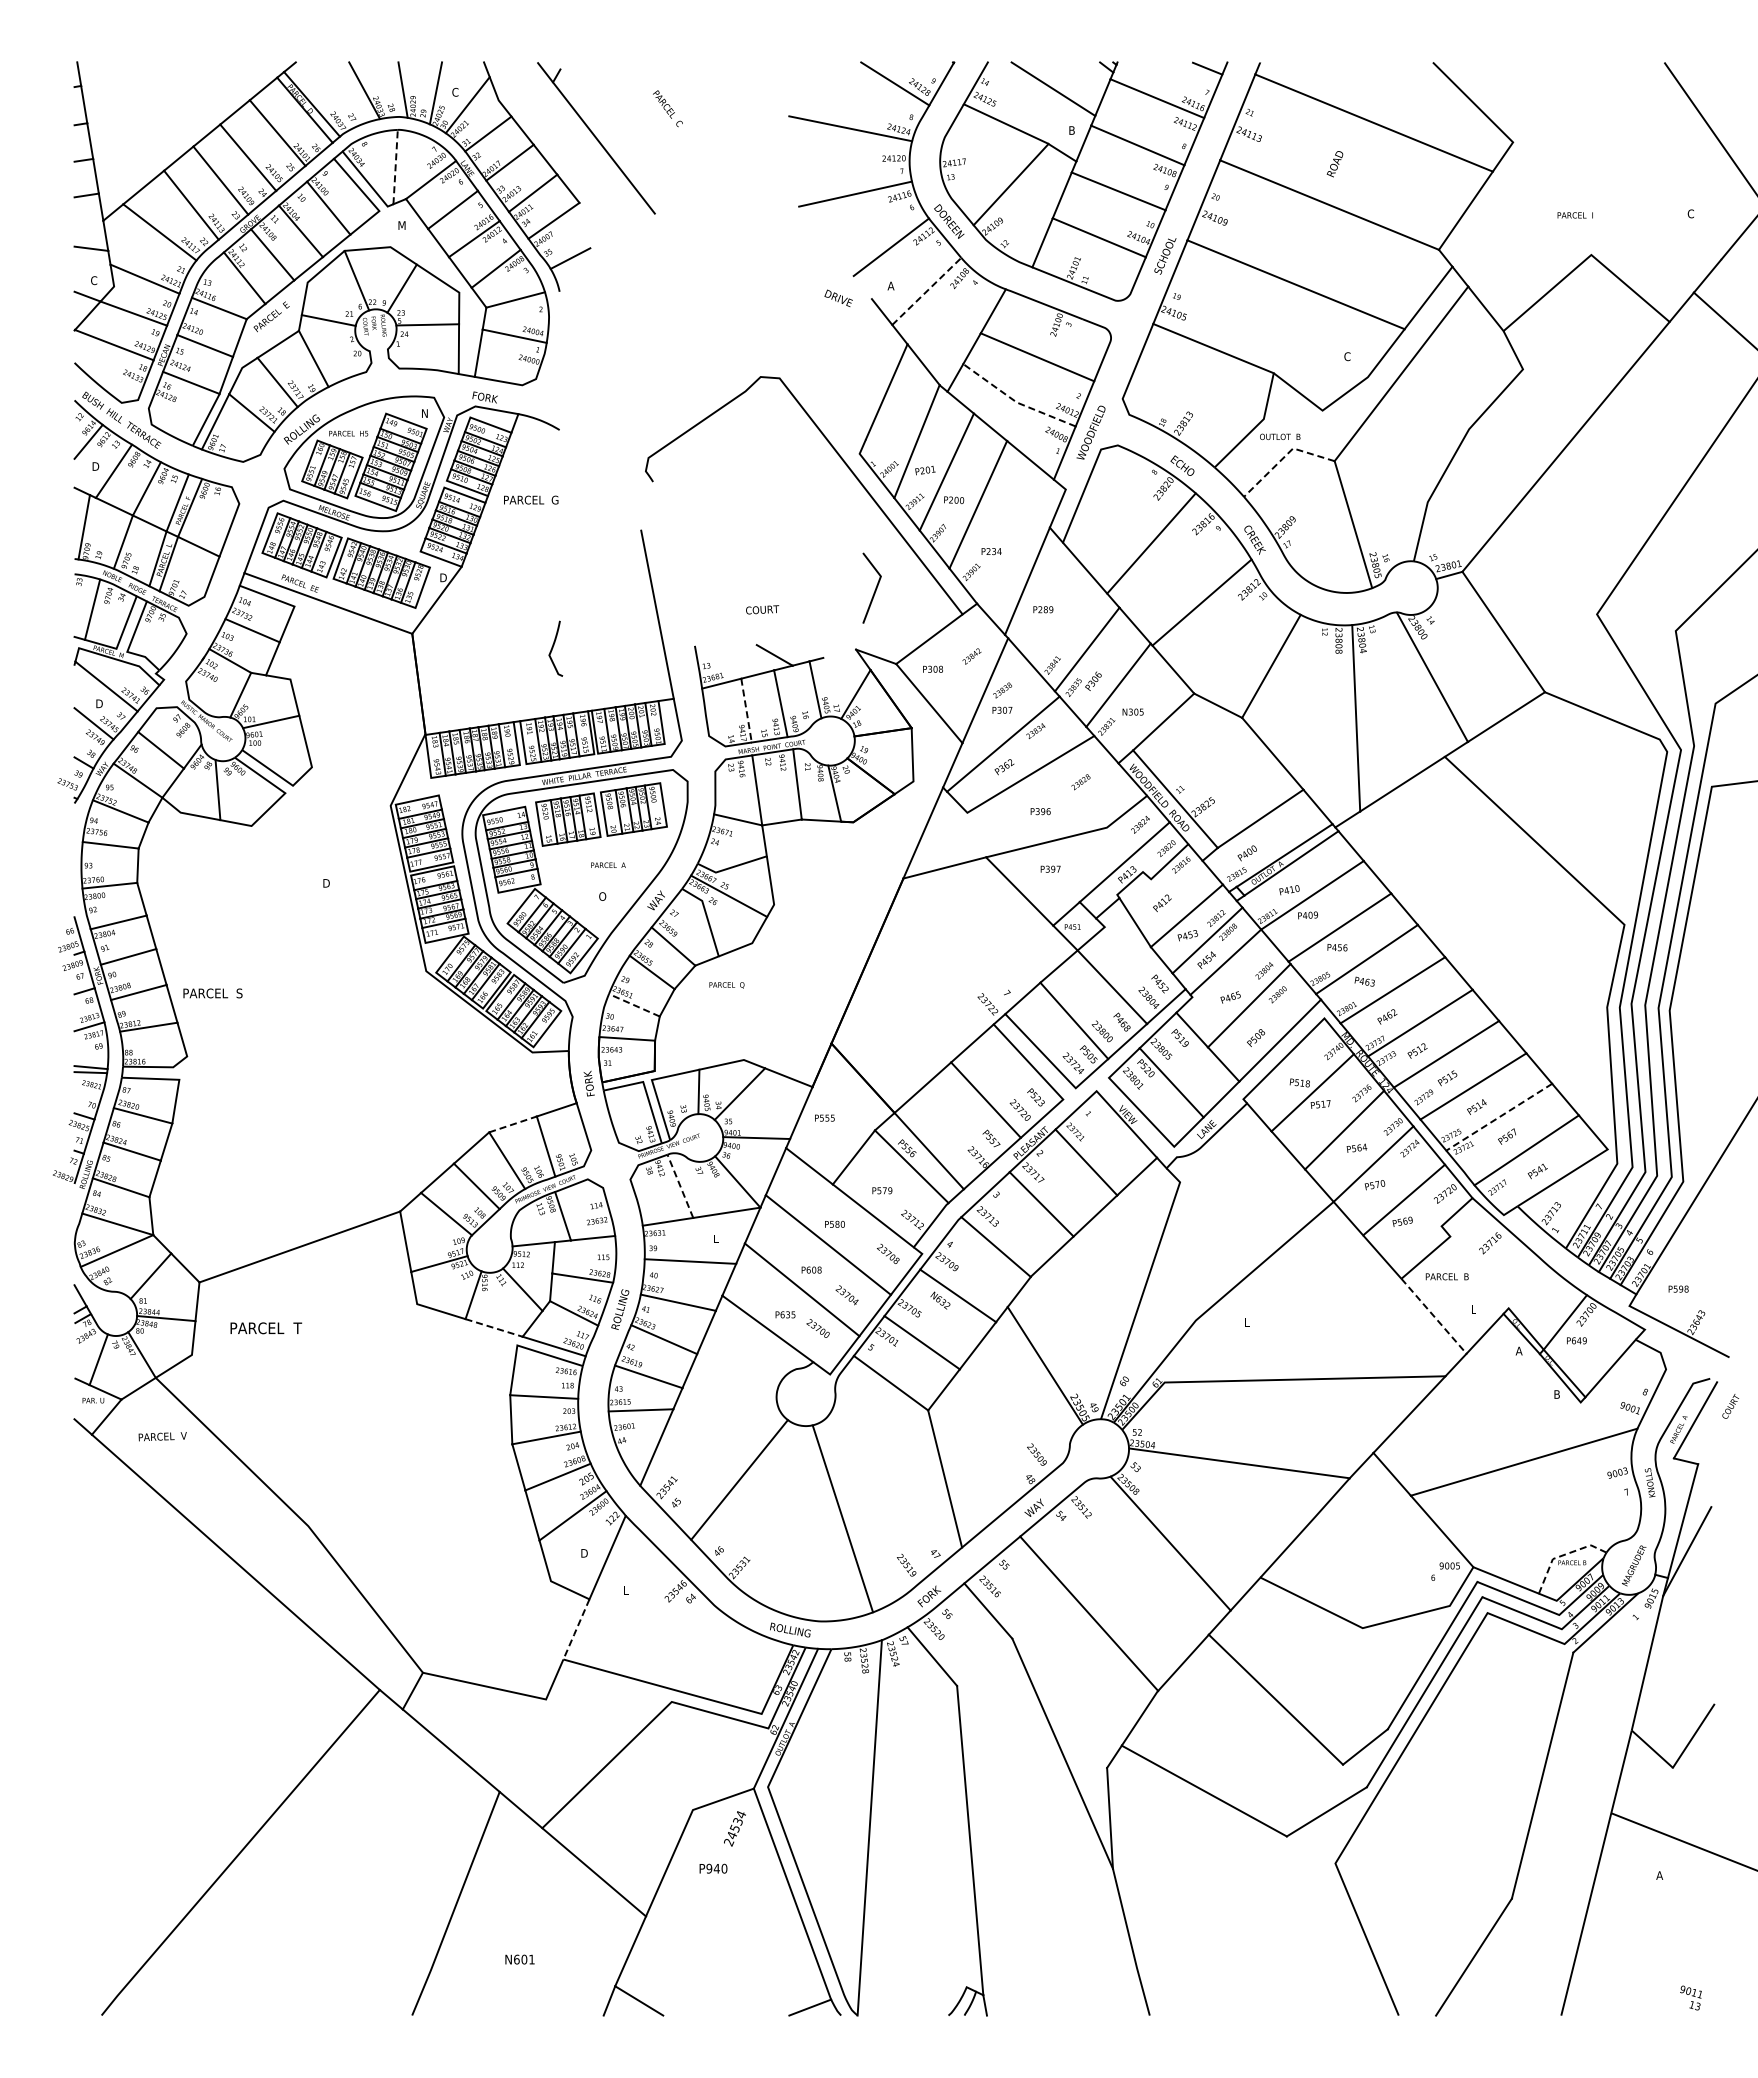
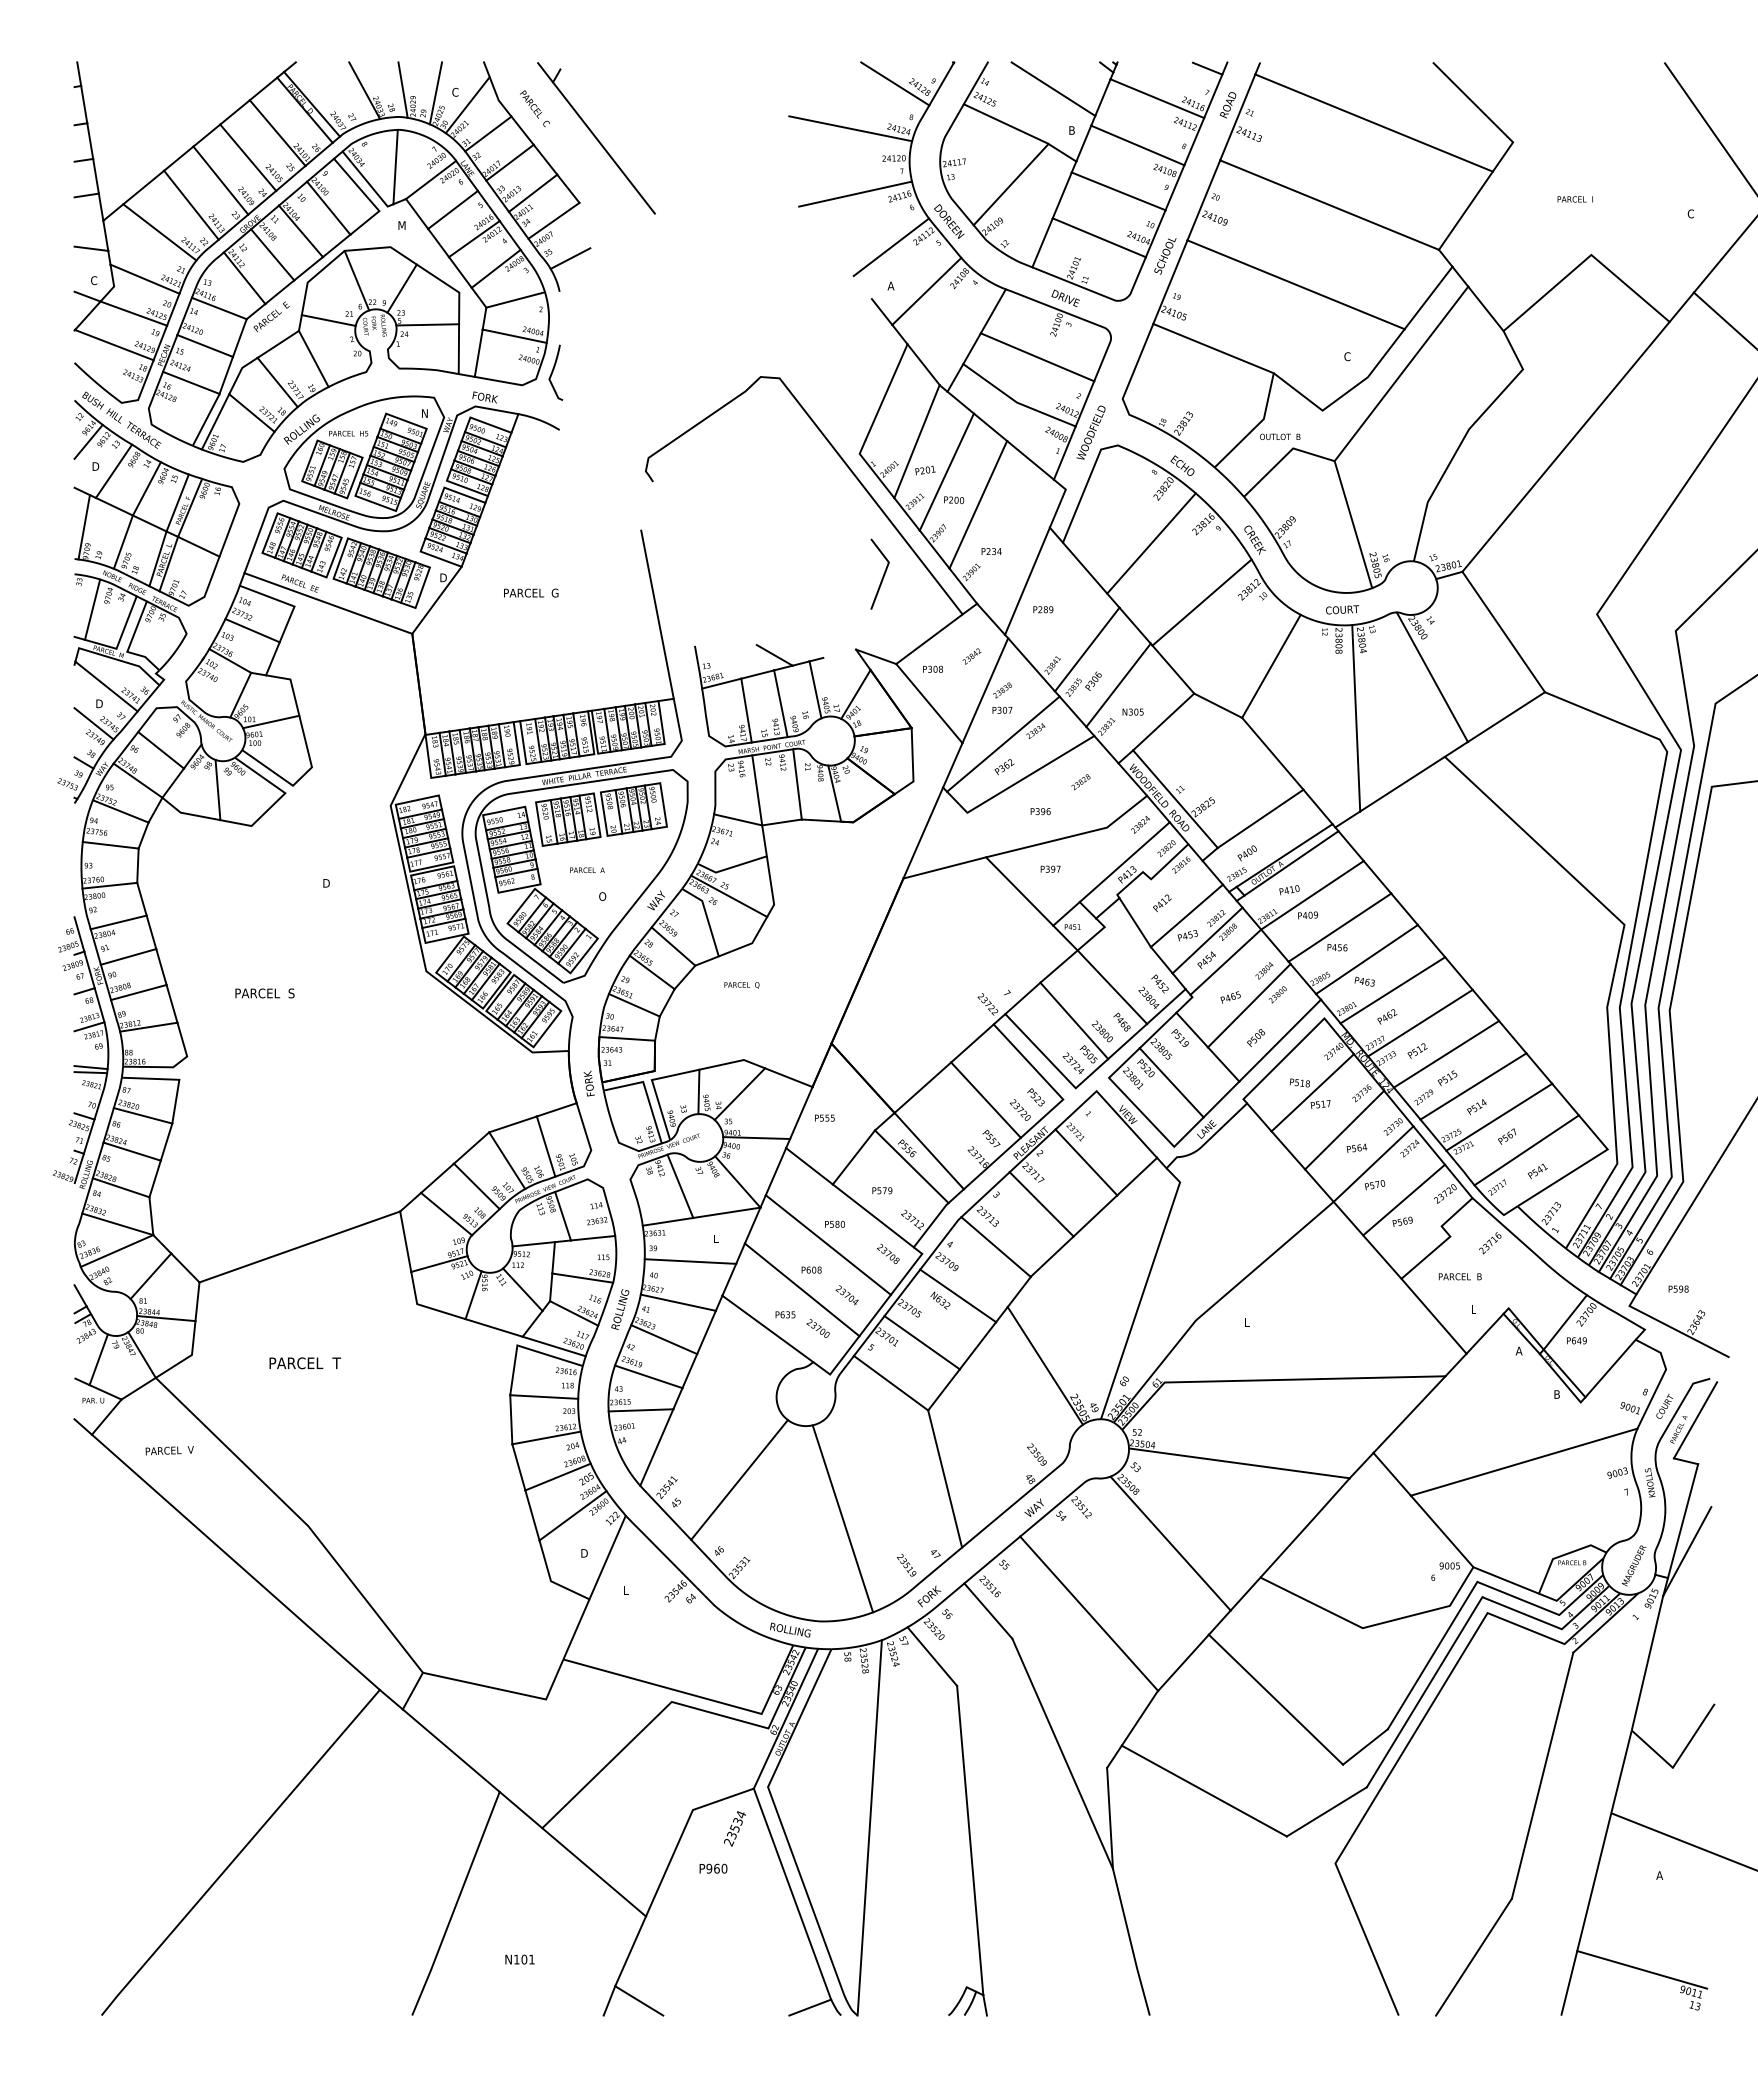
text position: (667, 108) -> (534, 108) (534, 108)
text position: (1334, 164) -> (1227, 105) (1227, 105)
line: dashed -> solid (395, 166)
text position: (1574, 215) -> (1574, 199) (1574, 199)
line: dashed -> solid (927, 291)
text position: (838, 297) -> (1065, 297) (1065, 297)
line: dashed -> solid (1016, 402)
line: dashed -> solid (1284, 457)
text position: (531, 499) -> (531, 592) (531, 592)
line position: (875, 587) -> (883, 573) (883, 573)
text position: (762, 609) -> (1342, 609) (1342, 609)
curve position: (553, 648) -> (553, 372) (553, 372)
line: dashed -> solid (746, 711)
text position: (608, 864) -> (587, 869) (587, 869)
text position: (726, 985) -> (741, 985) (741, 985)
text position: (212, 993) -> (264, 993) (264, 993)
line: dashed -> solid (634, 1005)
line: dashed -> solid (1499, 1117)
line: dashed -> solid (513, 1124)
line: dashed -> solid (680, 1185)
text position: (1446, 1276) -> (1459, 1276) (1459, 1276)
line: dashed -> solid (1434, 1316)
line: dashed -> solid (494, 1327)
text position: (266, 1328) -> (305, 1363) (305, 1363)
text position: (1730, 1406) -> (1664, 1406) (1664, 1406)
text position: (162, 1436) -> (169, 1450) (169, 1450)
line: dashed -> solid (1563, 1555)
line: dashed -> solid (576, 1630)
text: 24534 -> 23534 (731, 1835)
text: P940 -> P960 (716, 1868)
text: N601 -> N101 (516, 1959)
line: none -> present (1642, 1969)
